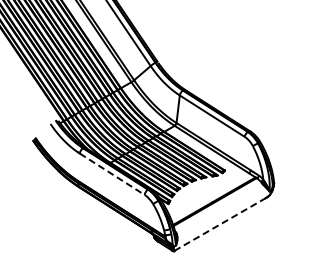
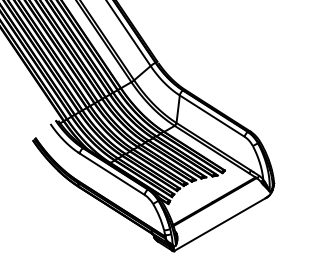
line: dashed -> solid (112, 174)
line: dashed -> solid (220, 224)
